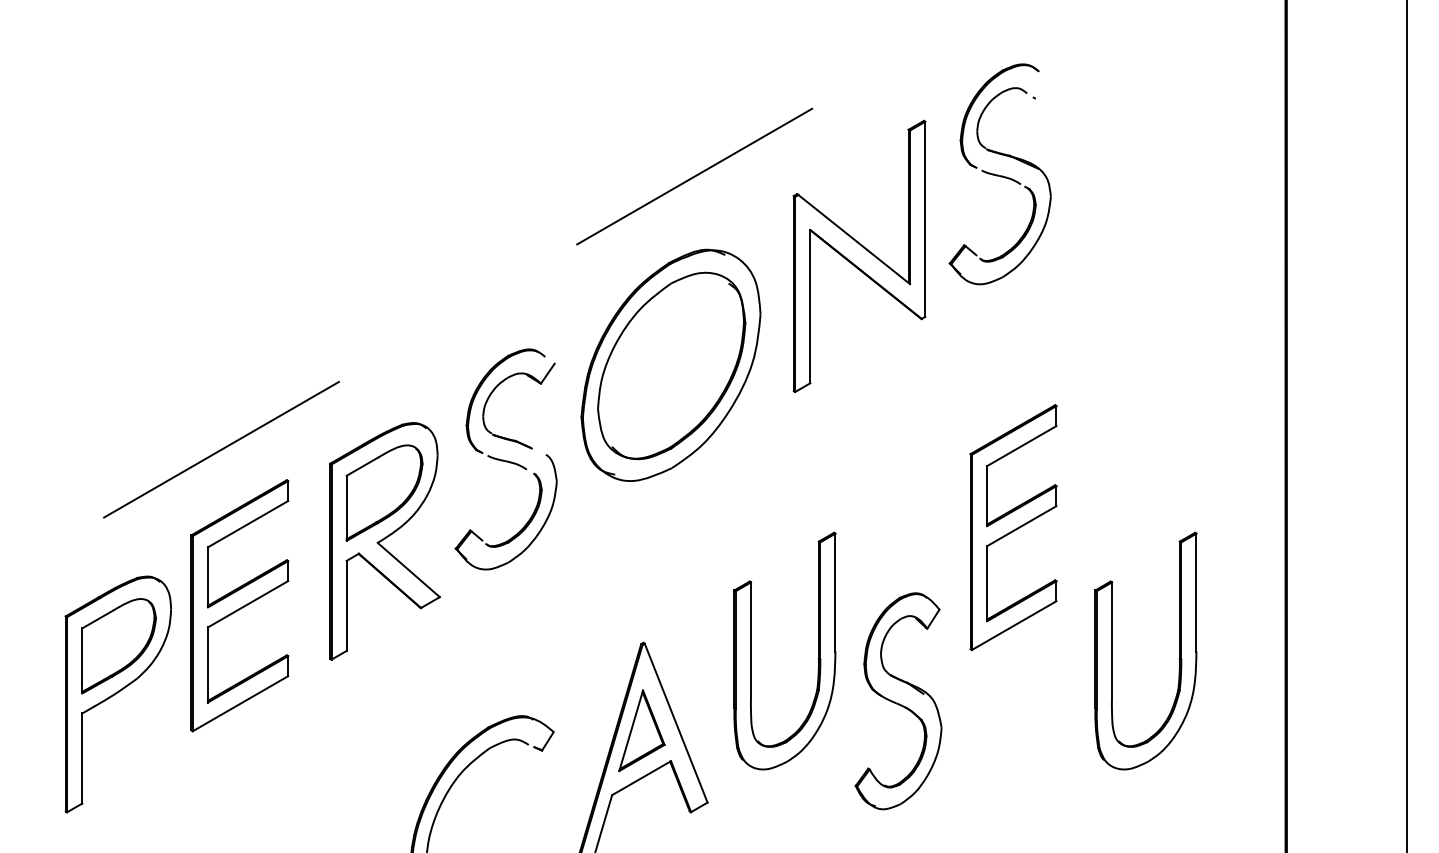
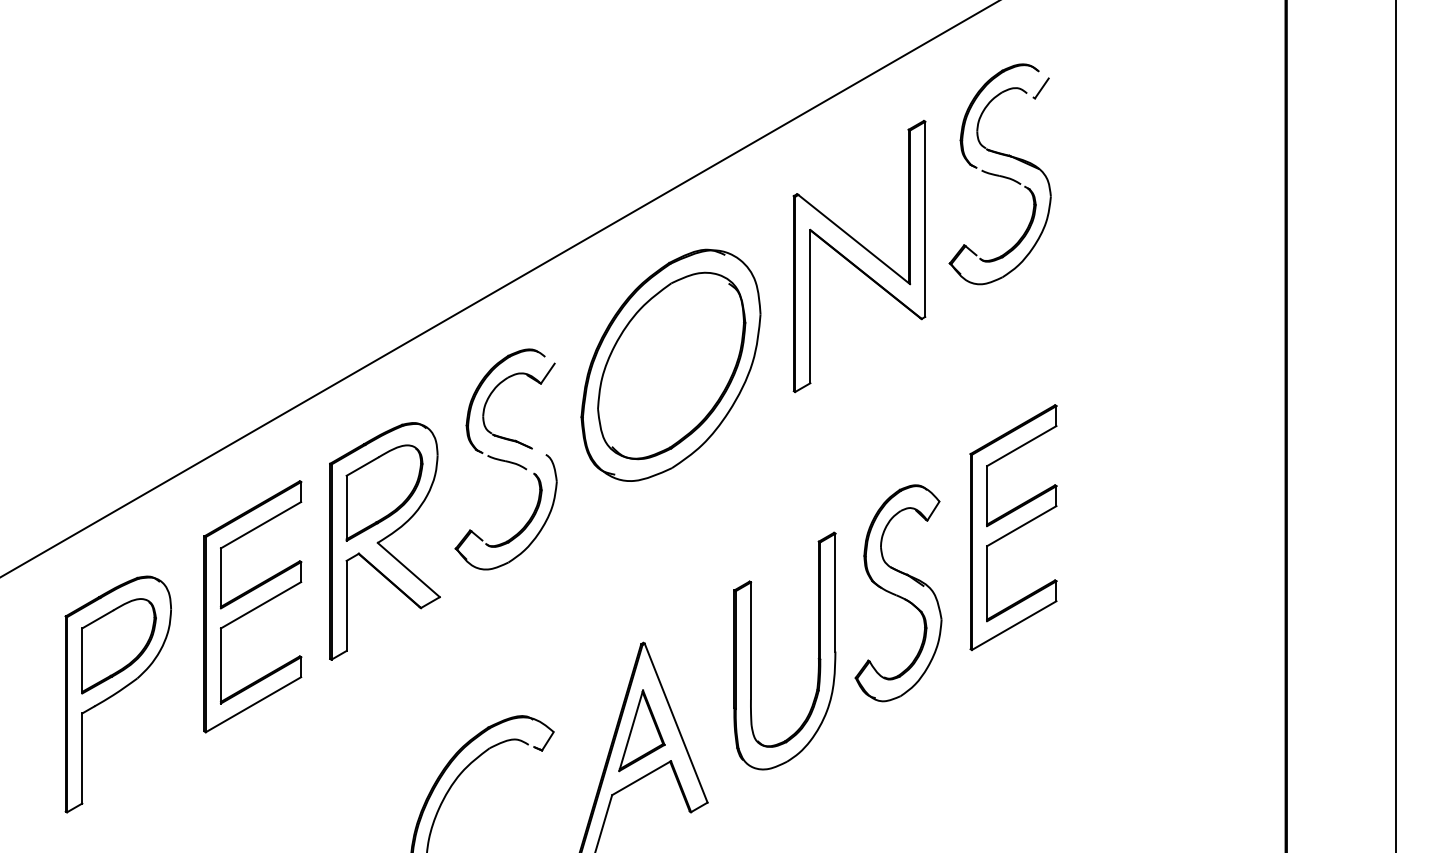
line: none -> present (1041, 88)
line: dashed -> solid (499, 289)
line position: (1406, 425) -> (1395, 425) (1395, 425)
part position: (239, 605) -> (252, 606) (252, 606)
part: present -> none (1112, 650)
part position: (898, 701) -> (898, 593) (898, 593)
